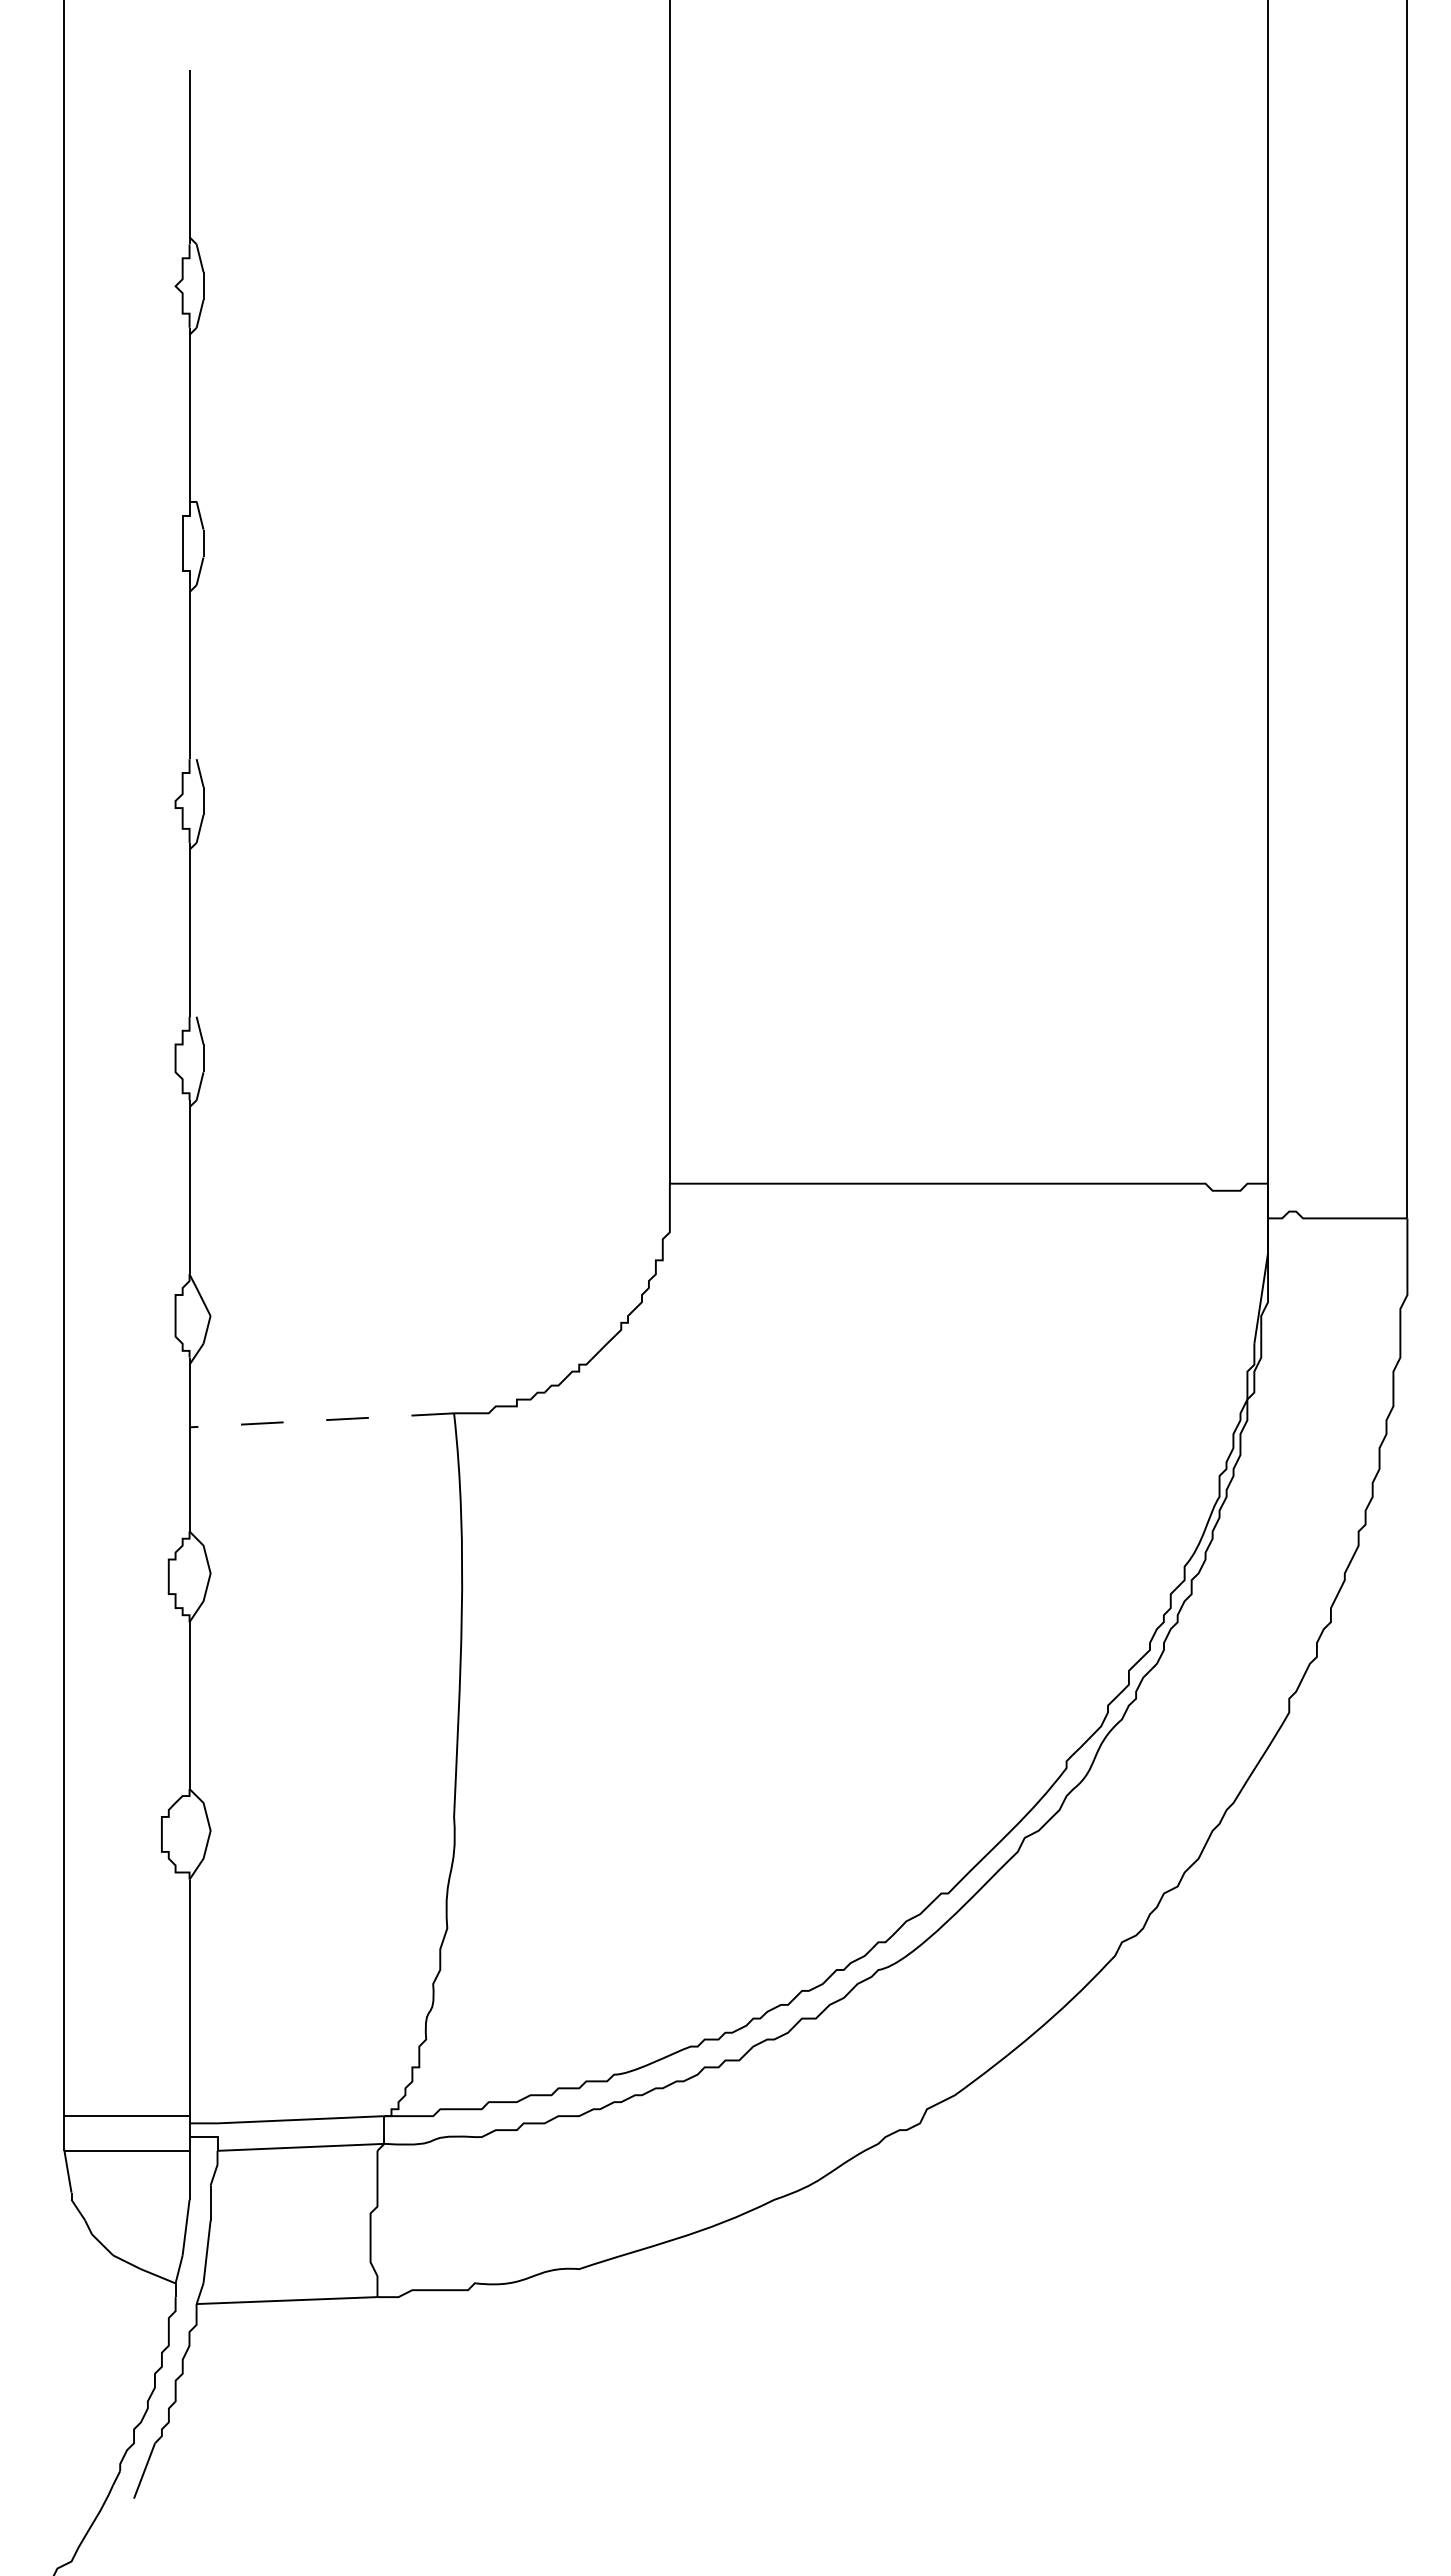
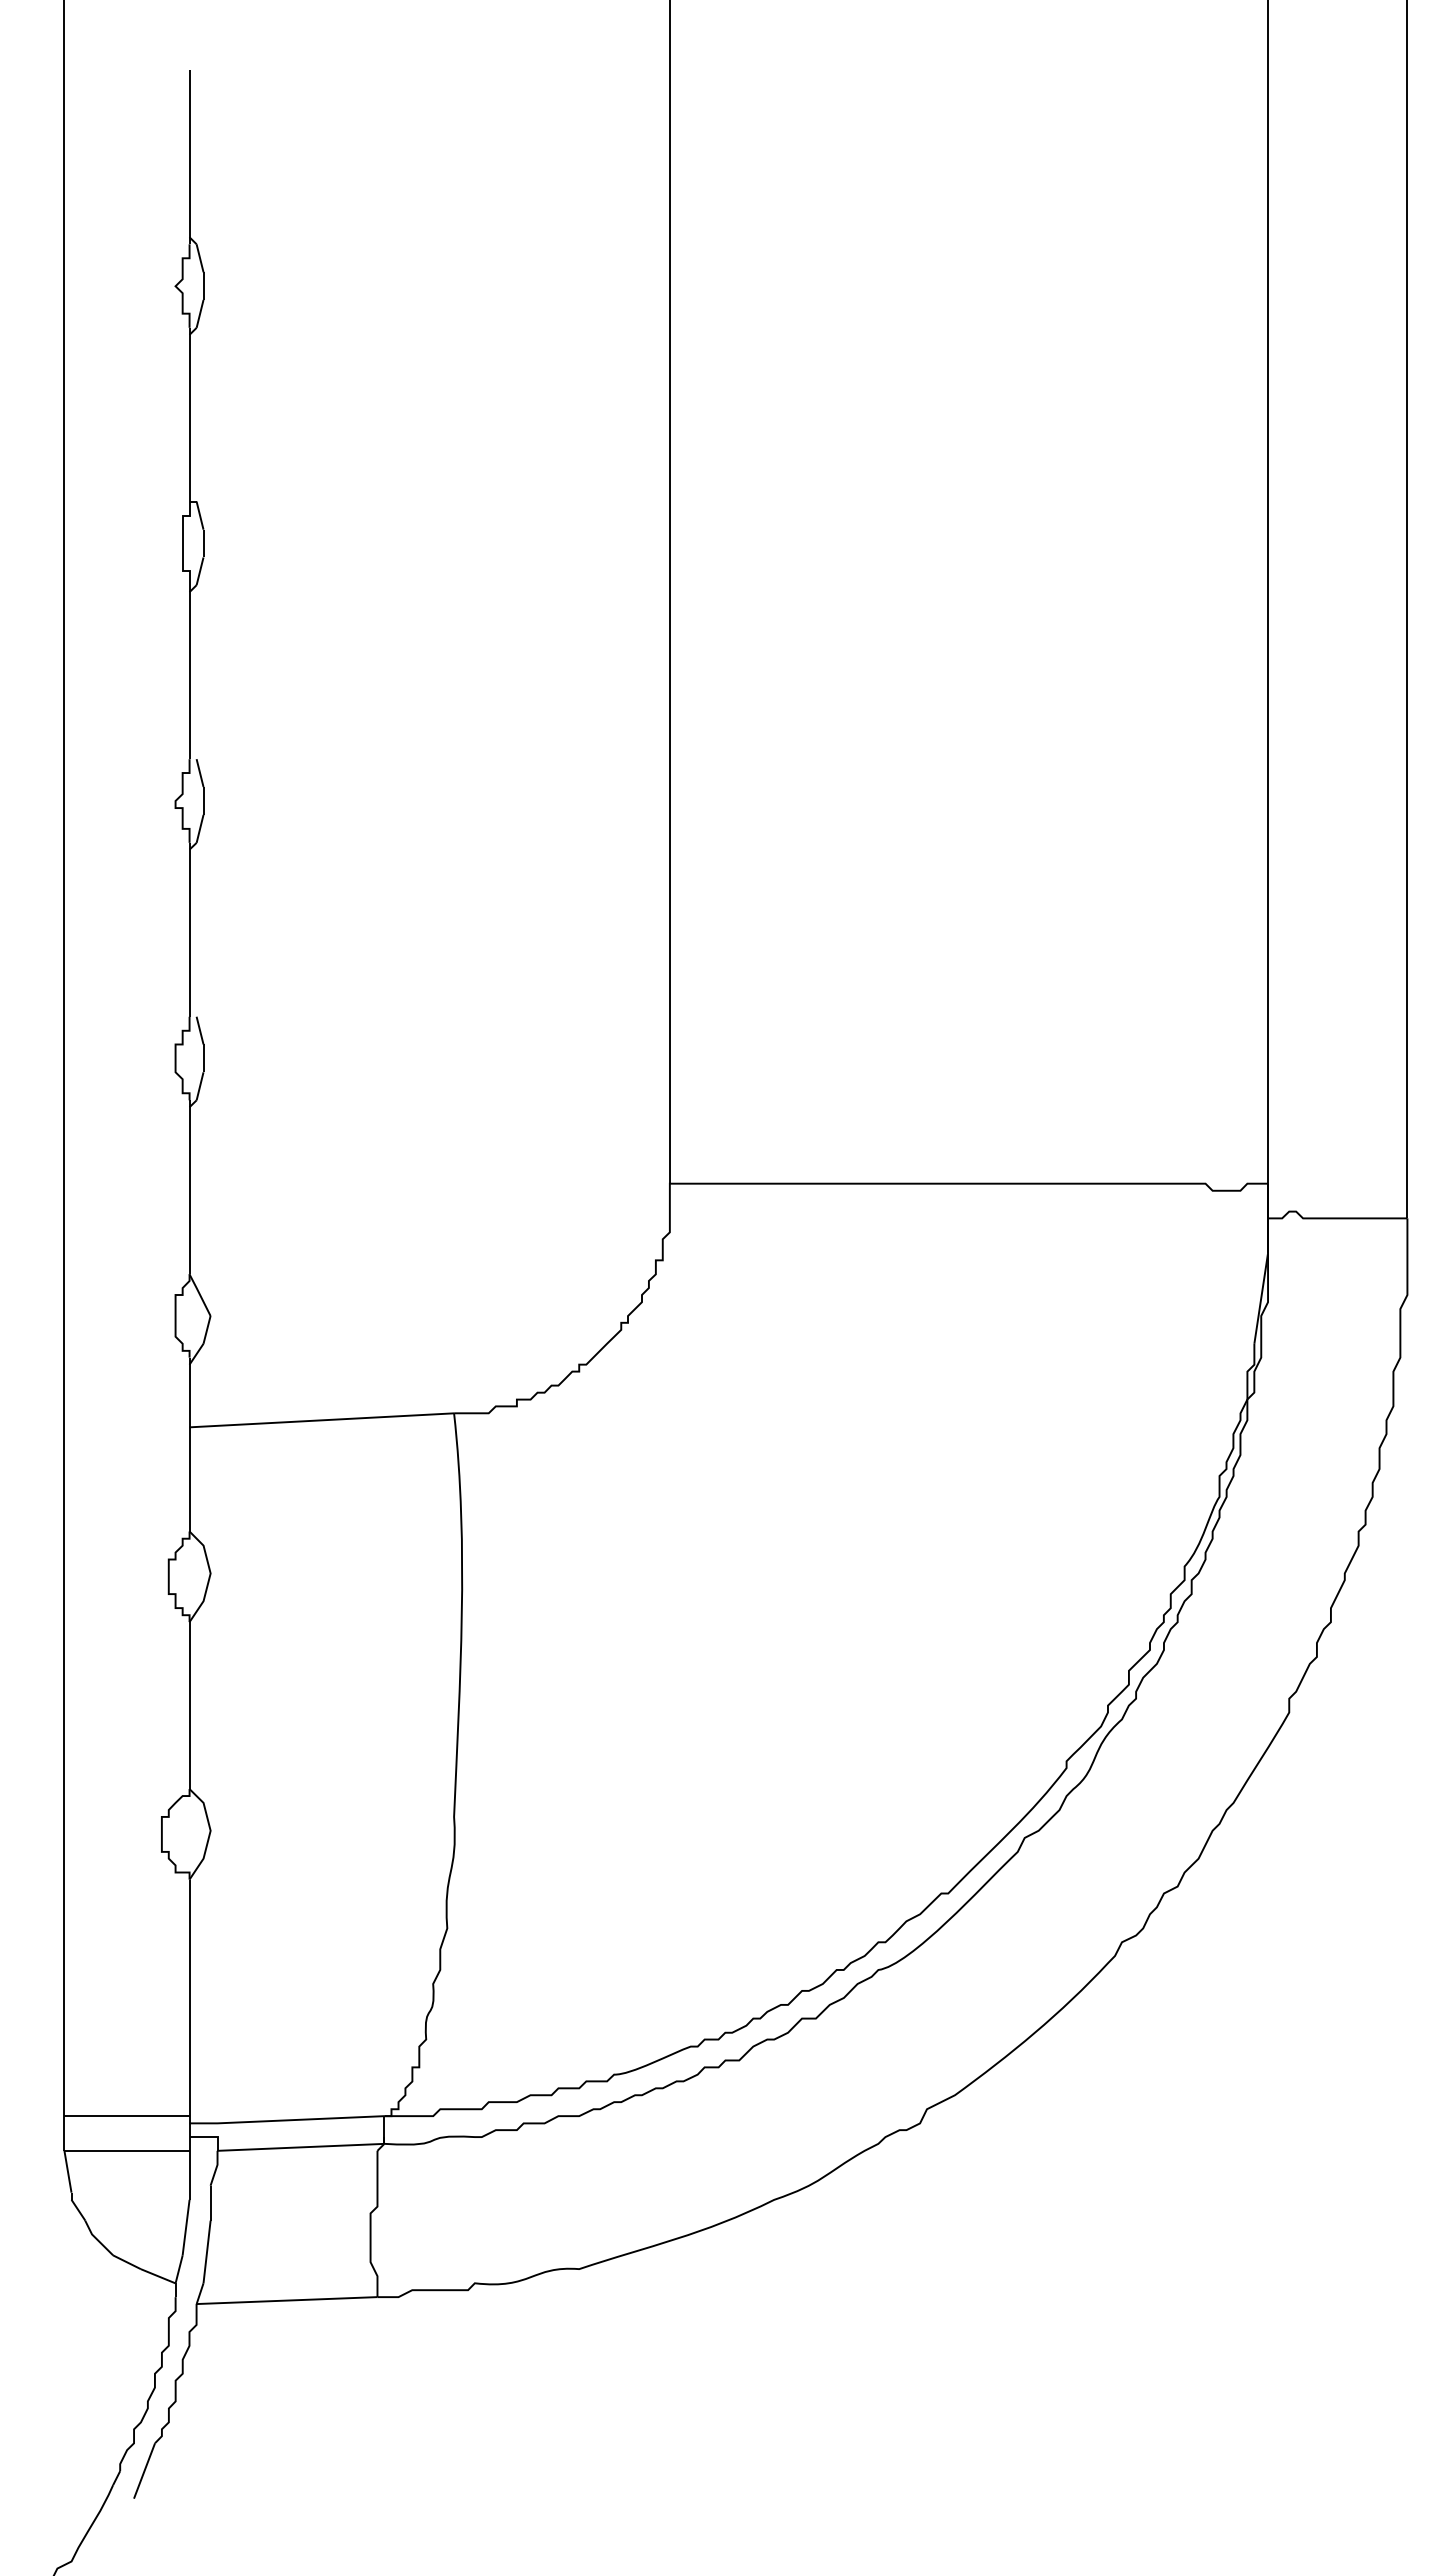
line: dashed -> solid (321, 1420)
